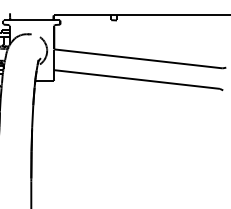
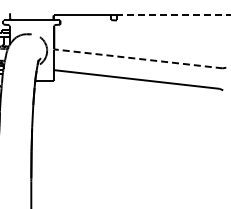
line: solid -> dashed (173, 15)
line: solid -> dashed (138, 58)
